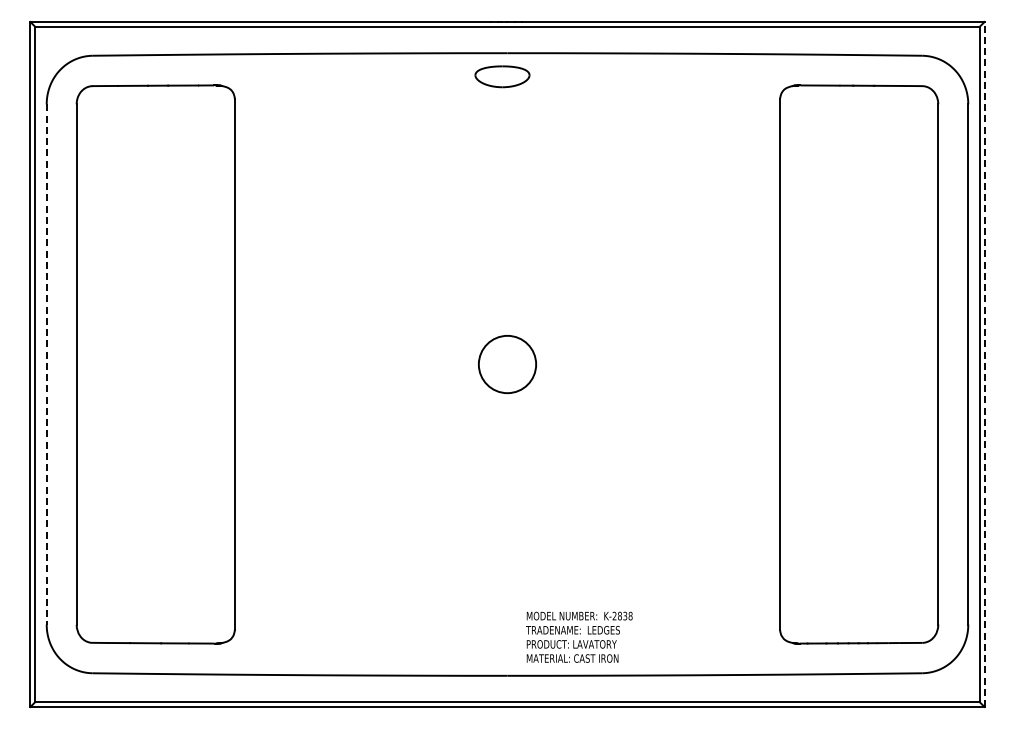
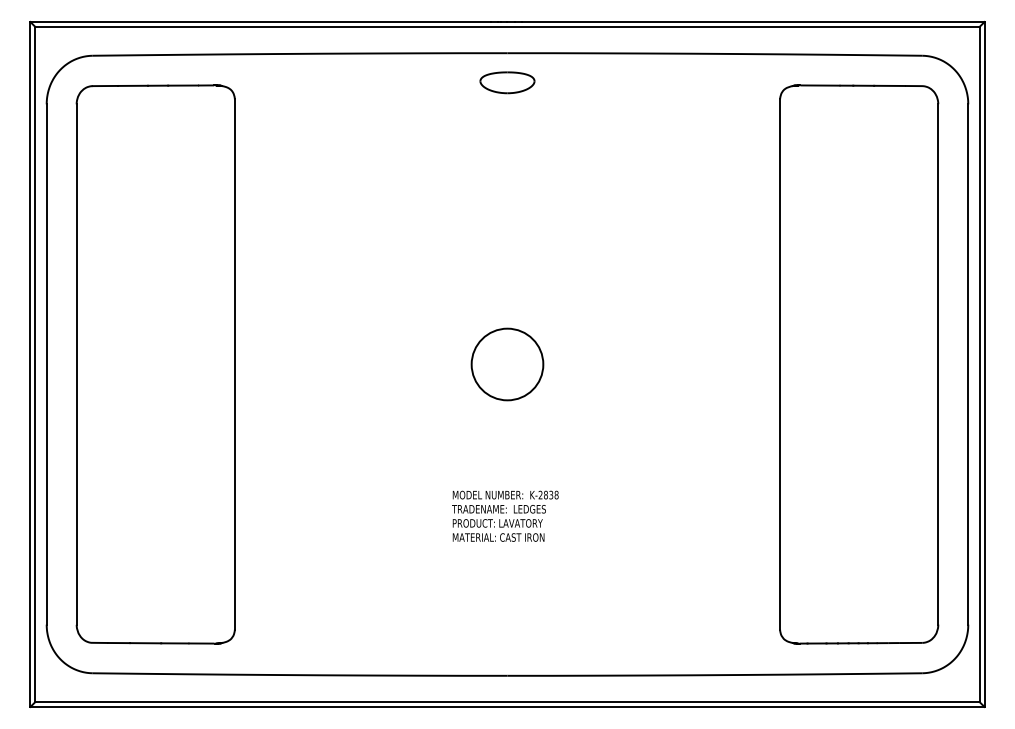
part position: (502, 76) -> (507, 82) (507, 82)
line: dashed -> solid (984, 363)
circle diameter: 57 px -> 72 px (507, 364)
line: dashed -> solid (46, 365)
text position: (579, 636) -> (505, 515) (505, 515)
